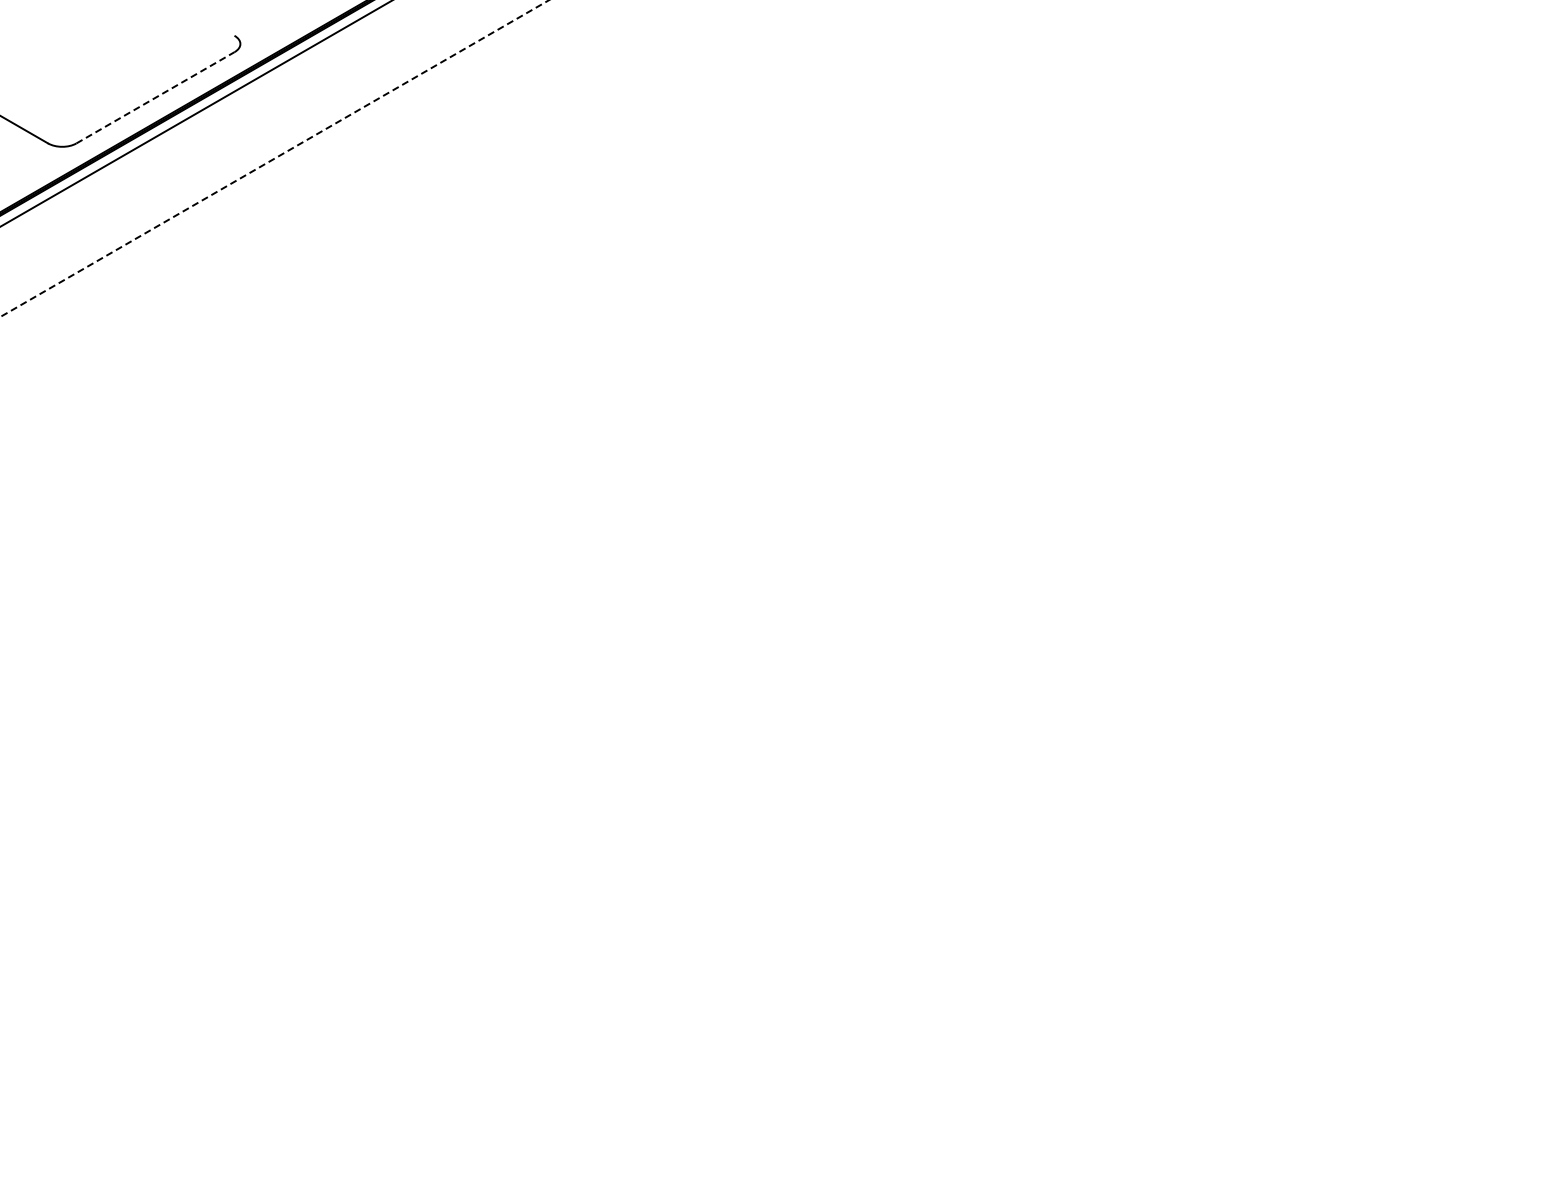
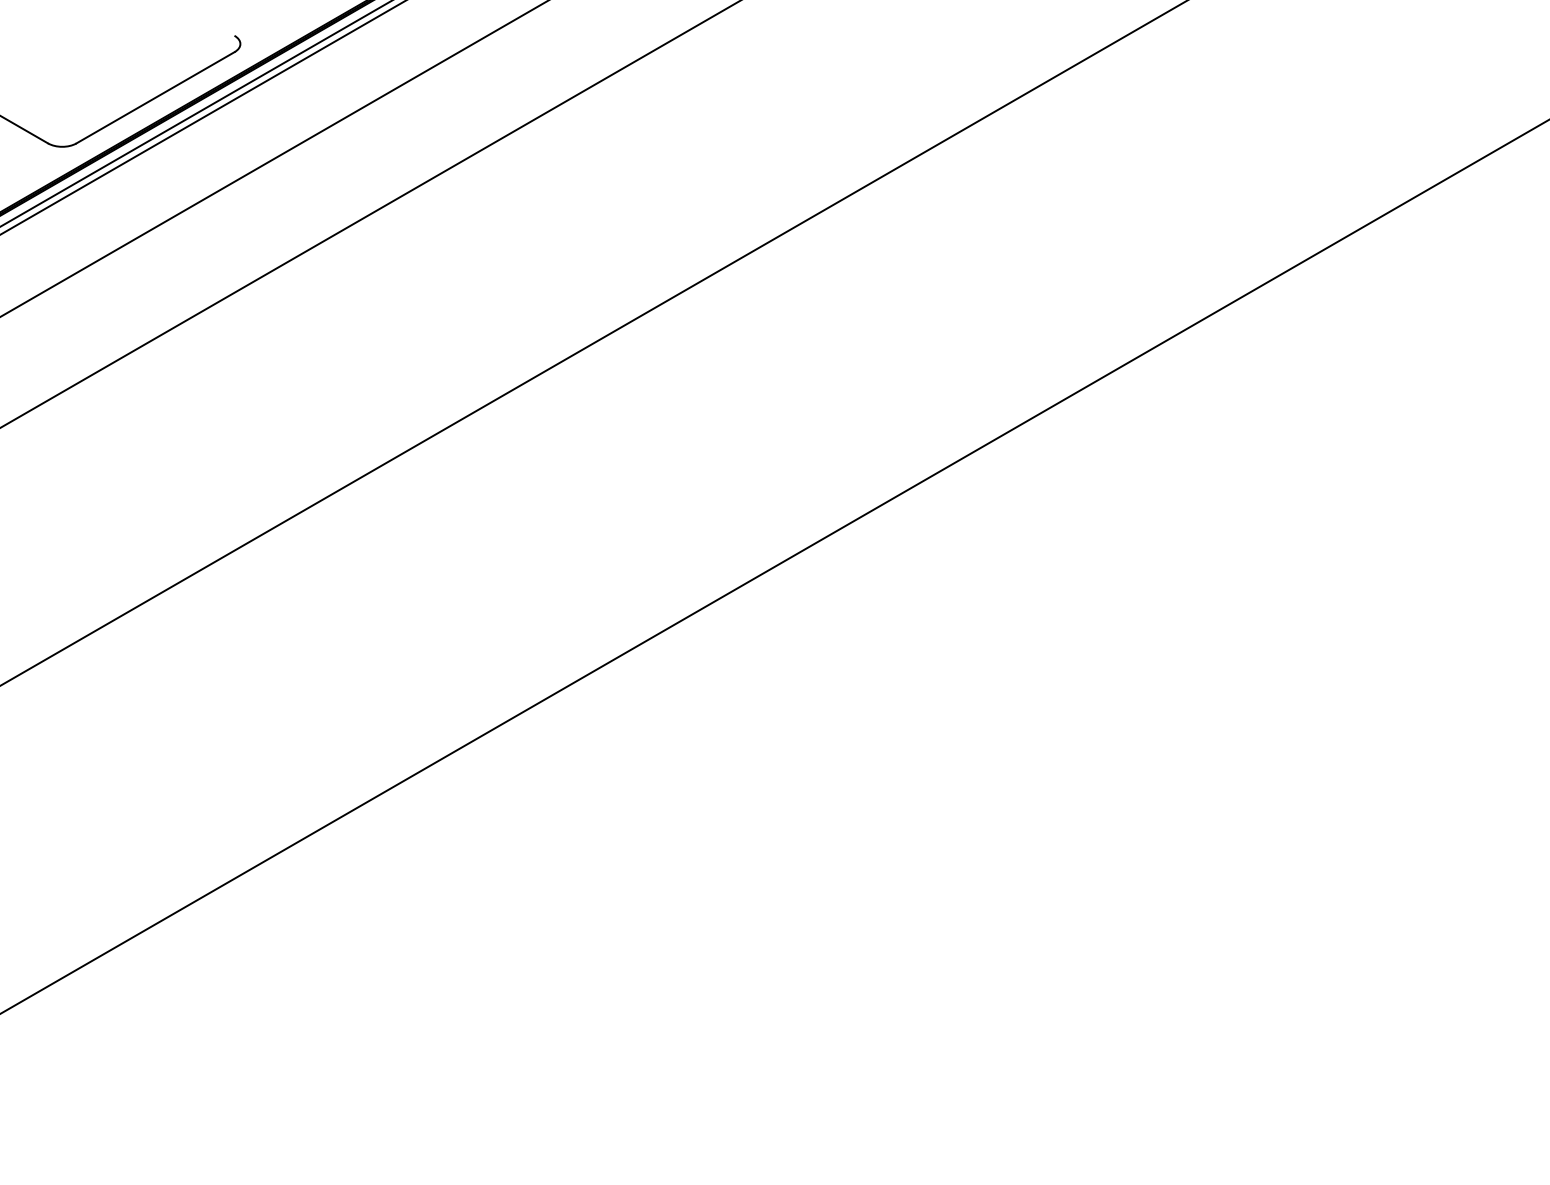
line: dashed -> solid (155, 97)
line: none -> present (202, 117)
line: dashed -> solid (274, 158)
line: none -> present (369, 214)
line: none -> present (593, 343)
line: none -> present (774, 566)
